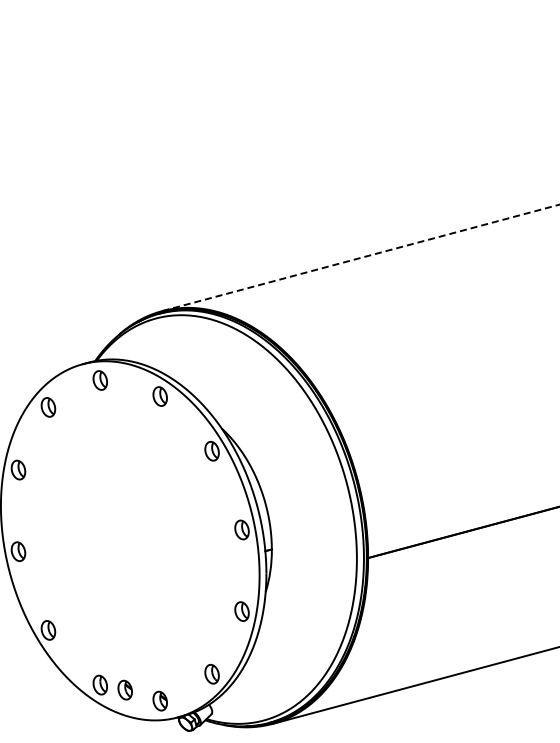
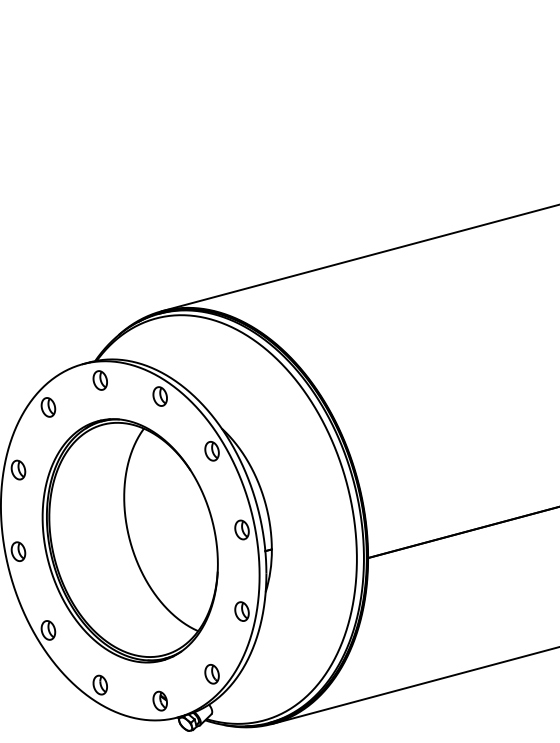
line: dashed -> solid (360, 257)
part: none -> present (129, 540)
part: present -> none (124, 689)
